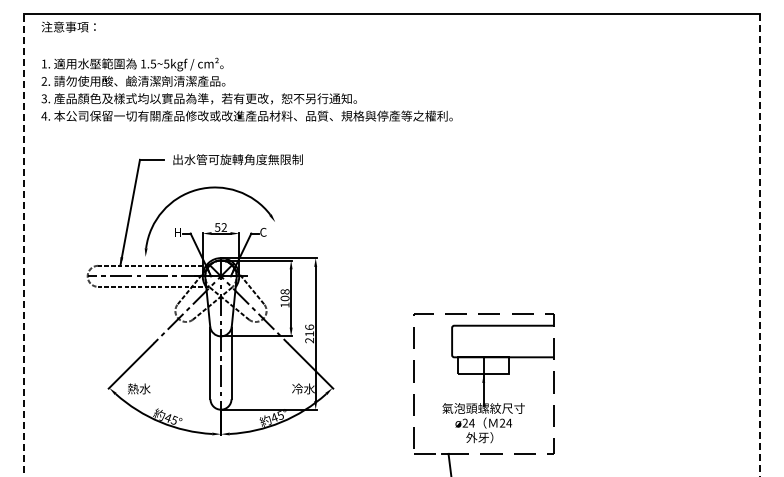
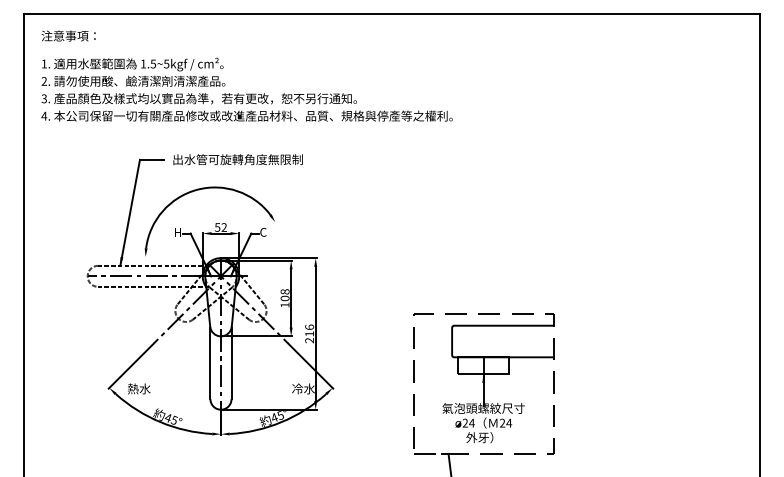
text position: (68, 26) -> (68, 35) (68, 35)
line: dashed -> solid (23, 245)
line: dashed -> solid (760, 246)
